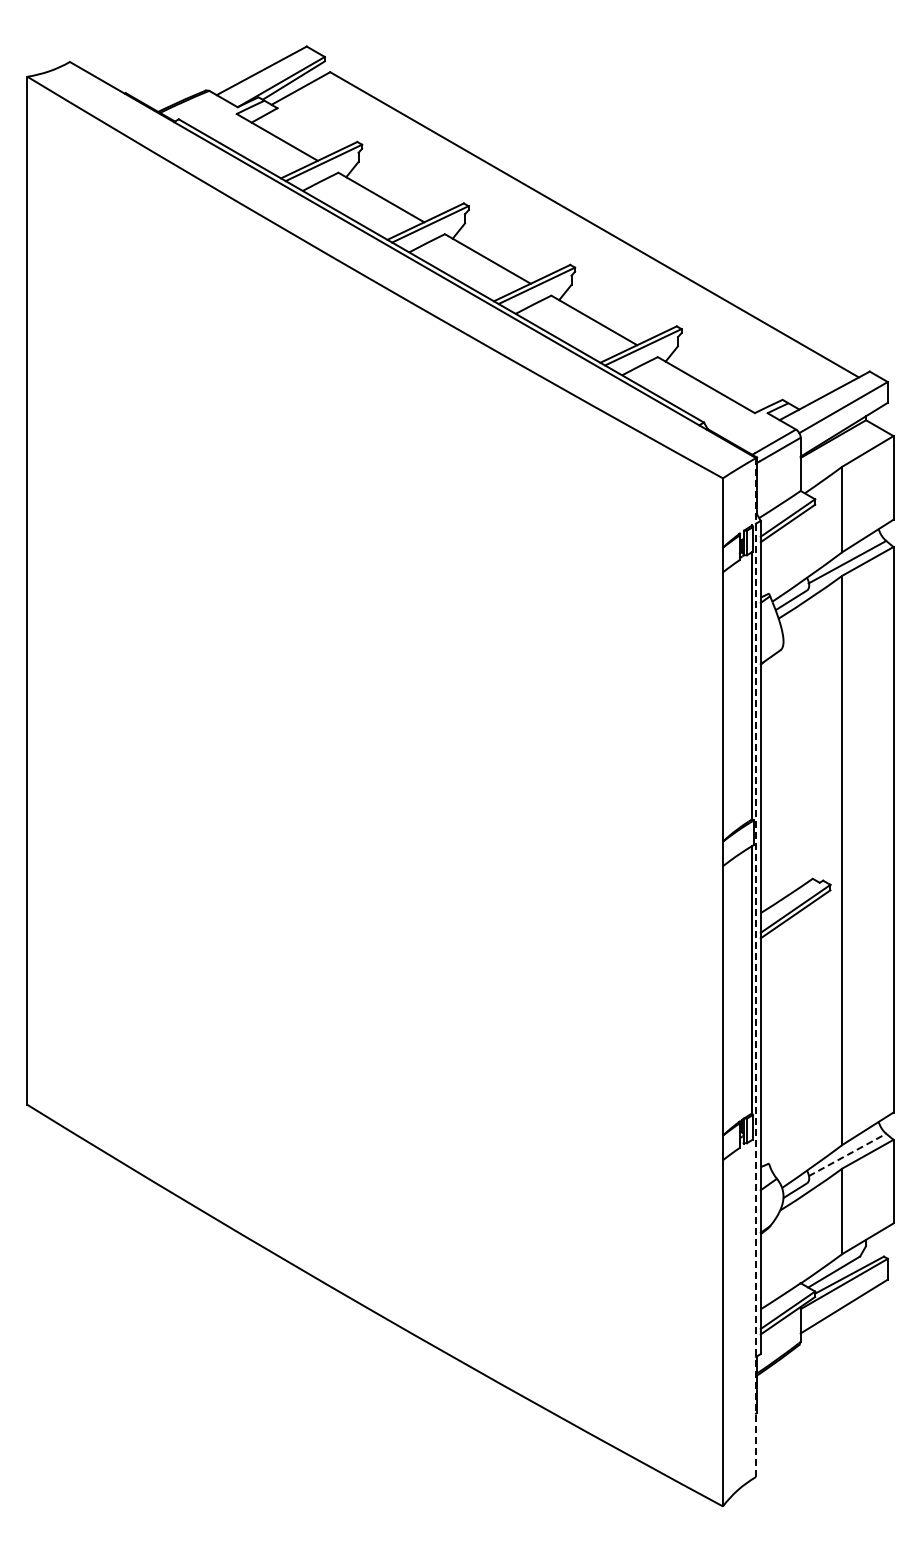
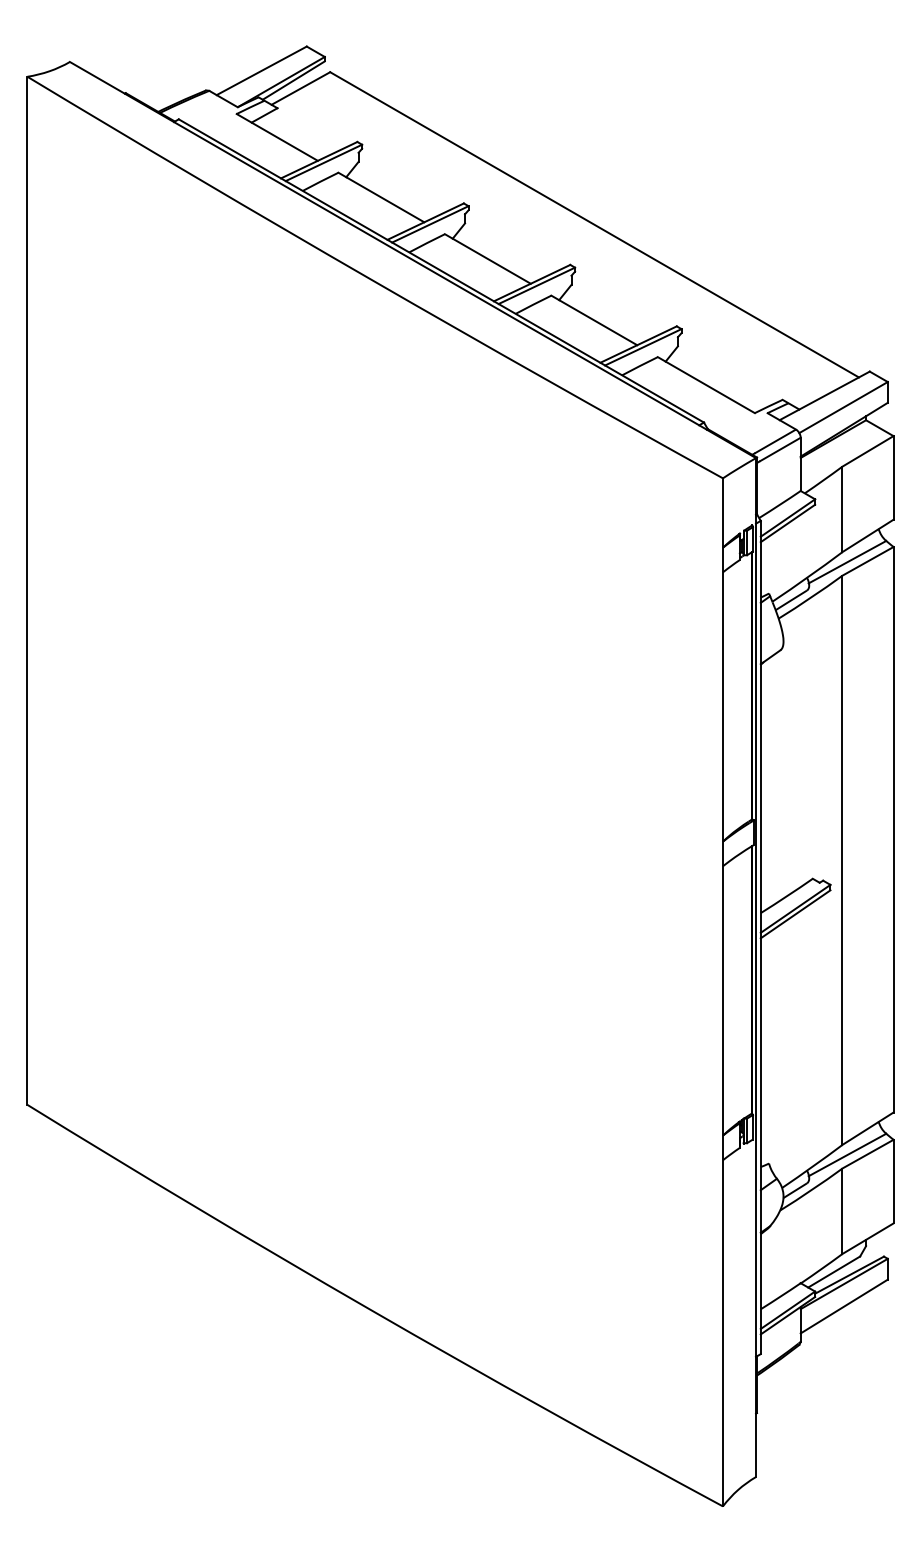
line: dashed -> solid (756, 968)
line: dashed -> solid (847, 1154)
